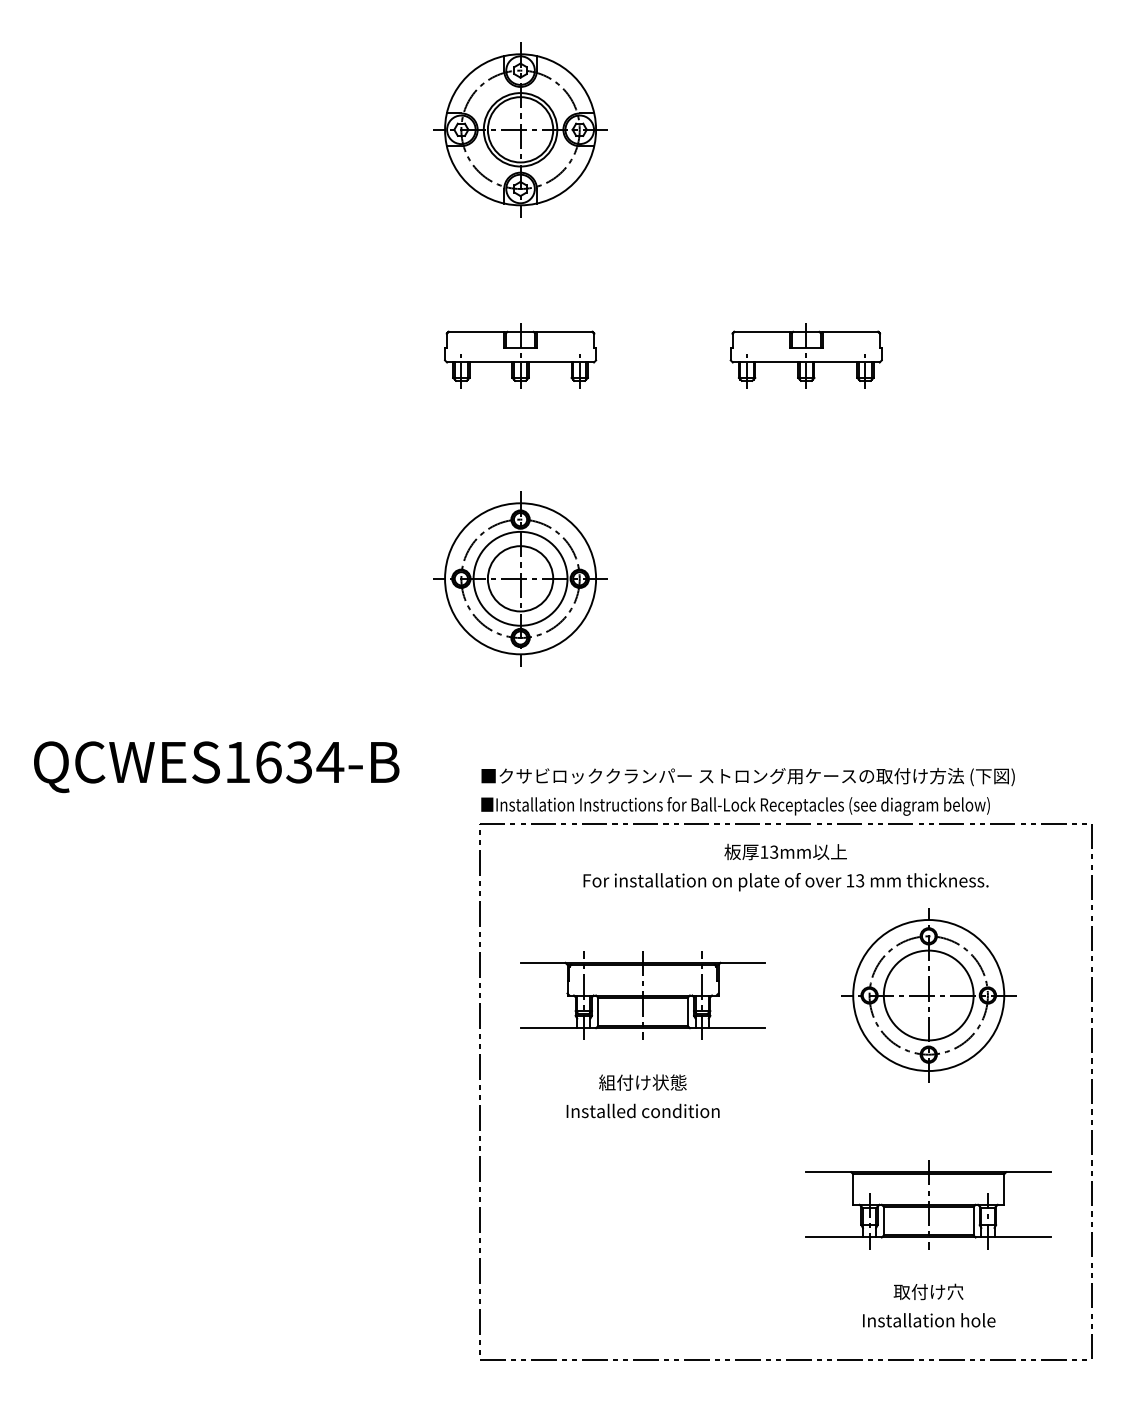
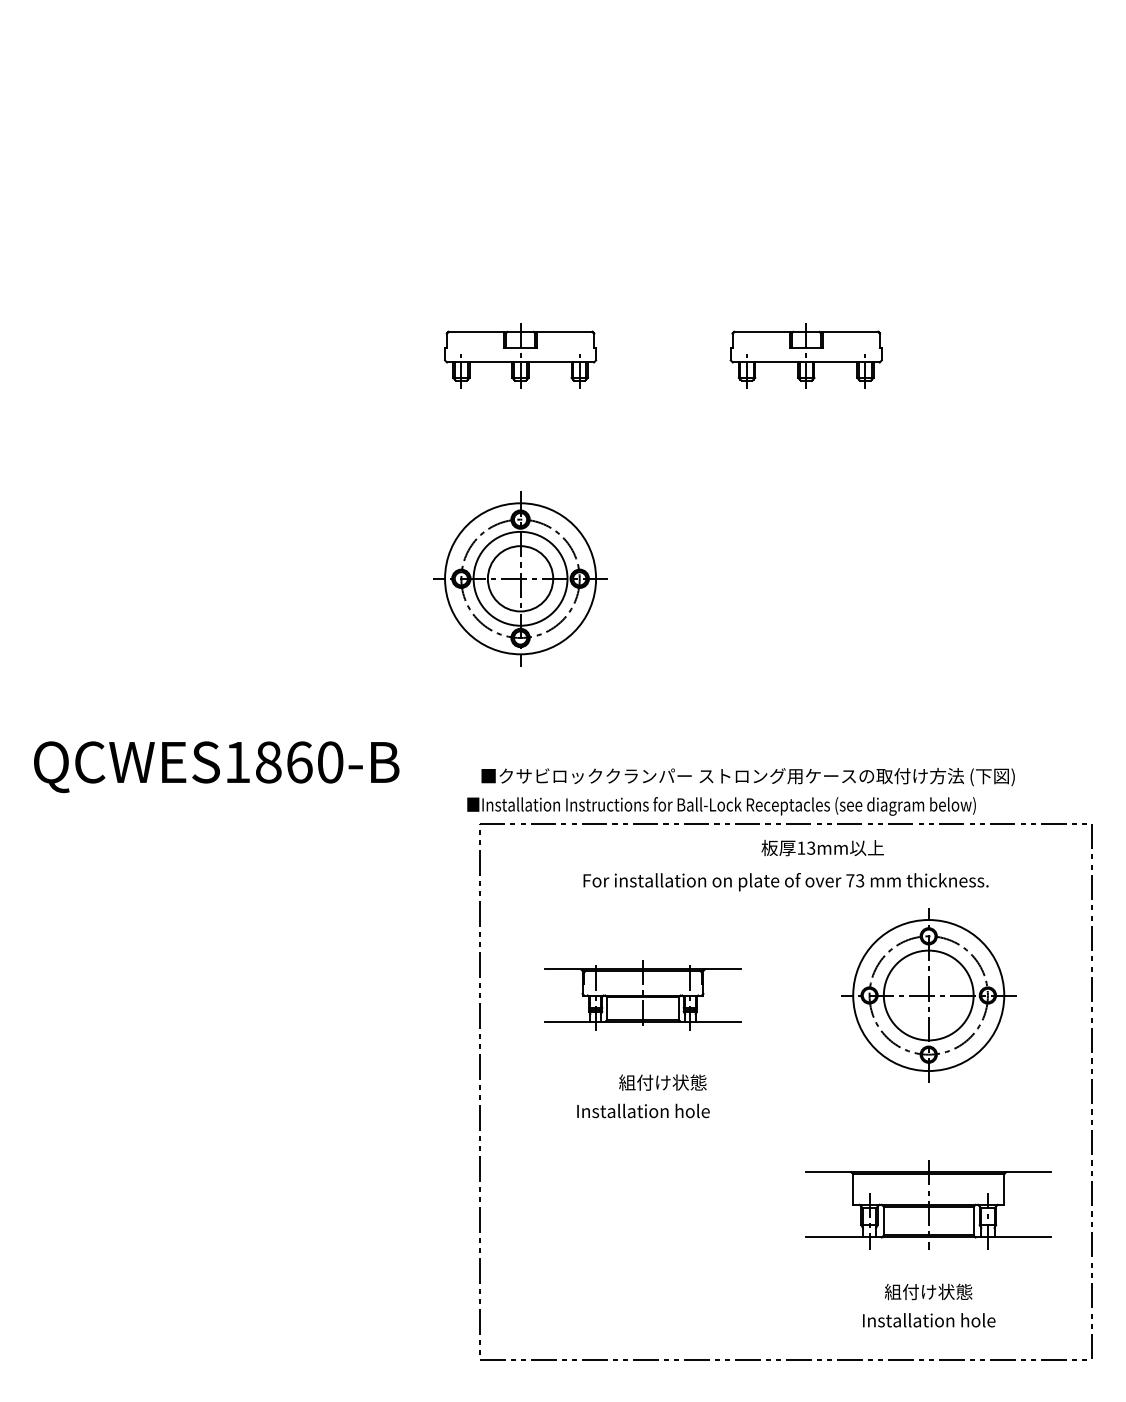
part: present -> none (520, 129)
text: QCWES1634-B -> QCWES1860-B (300, 762)
text position: (735, 806) -> (721, 806) (721, 806)
text position: (785, 851) -> (822, 847) (822, 847)
text: 13 -> 73 (850, 880)
part size: 246x89 px -> 198x71 px (642, 995)
text position: (642, 1082) -> (662, 1082) (662, 1082)
text: Installed condition -> Installation hole (642, 1110)
text: 取付け穴 -> 組付け状態 (928, 1291)
